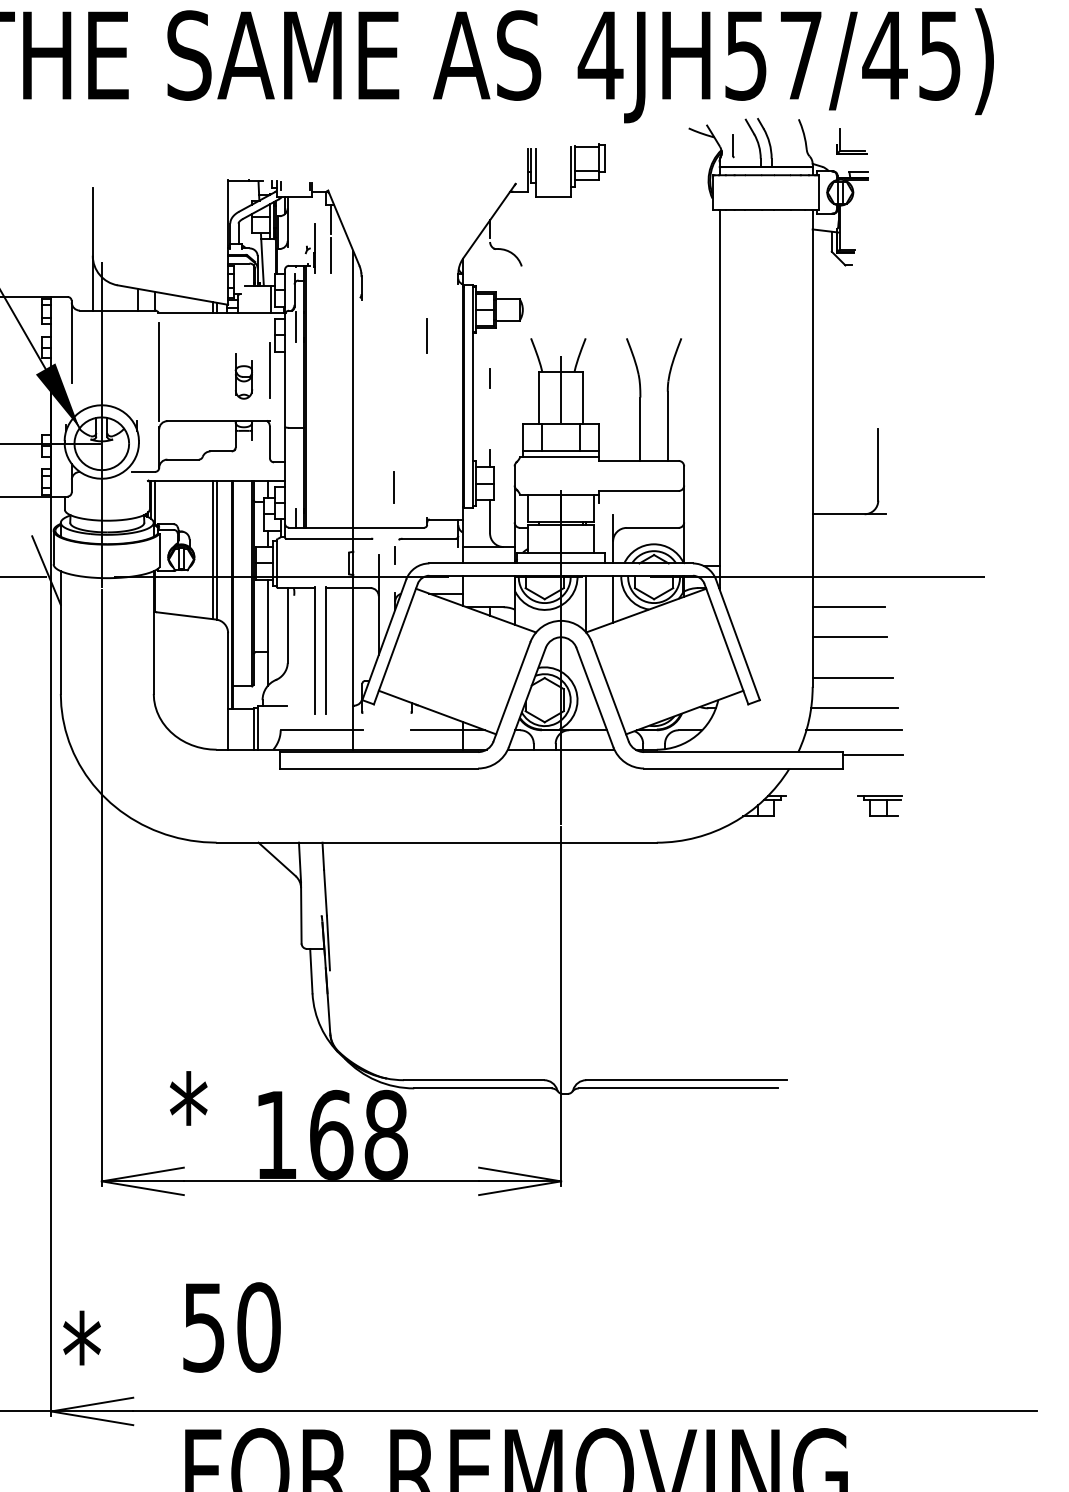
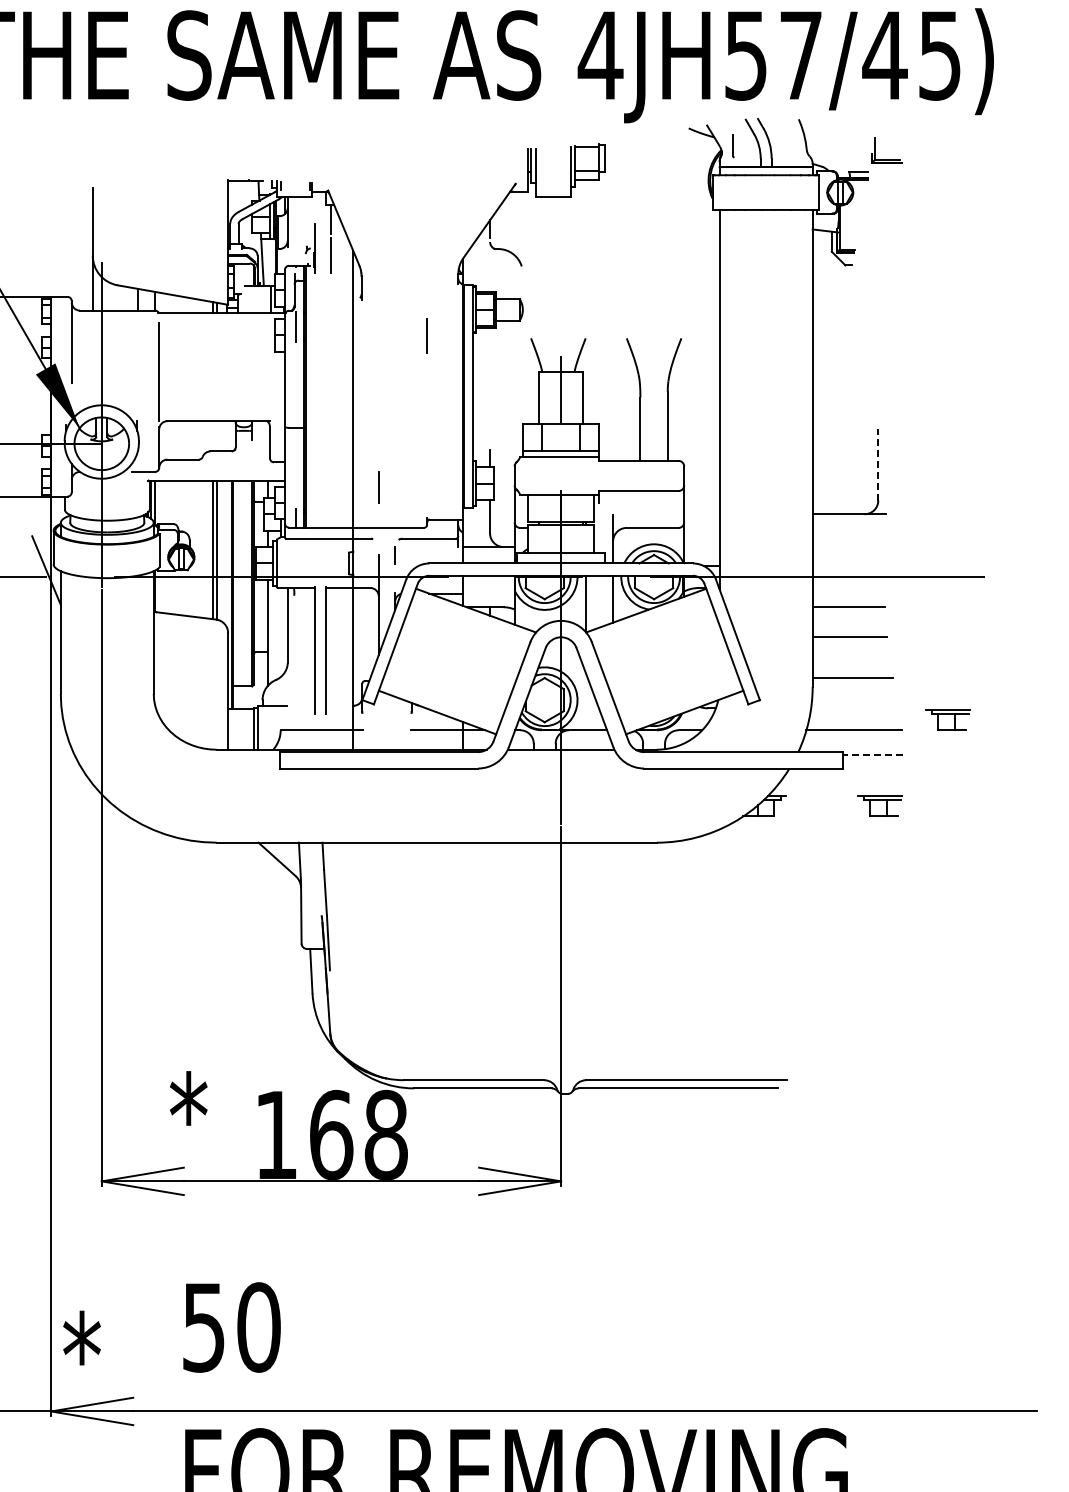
part position: (851, 150) -> (886, 159) (886, 159)
line: present -> none (269, 370)
part: present -> none (243, 376)
line: present -> none (489, 378)
line: solid -> dashed (878, 464)
line position: (393, 487) -> (378, 487) (378, 487)
line: present -> none (854, 708)
part: none -> present (947, 719)
line: solid -> dashed (872, 754)
